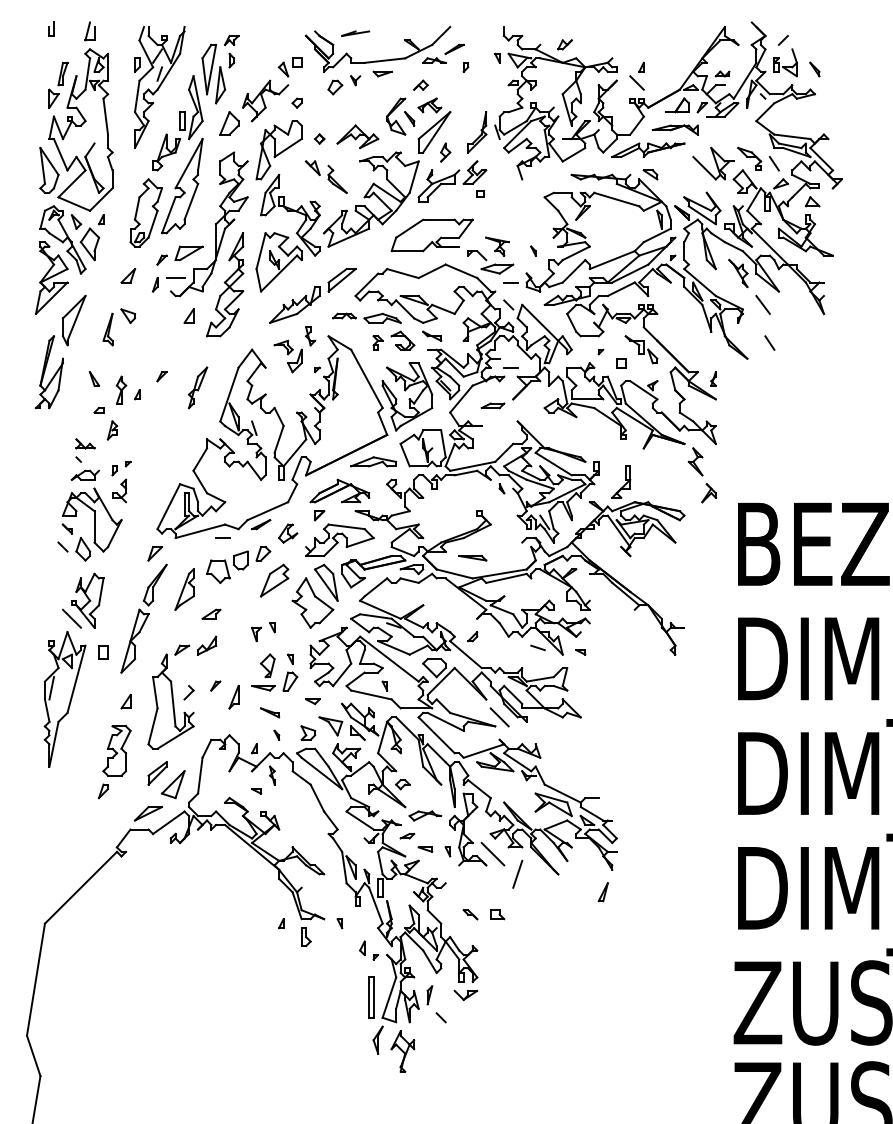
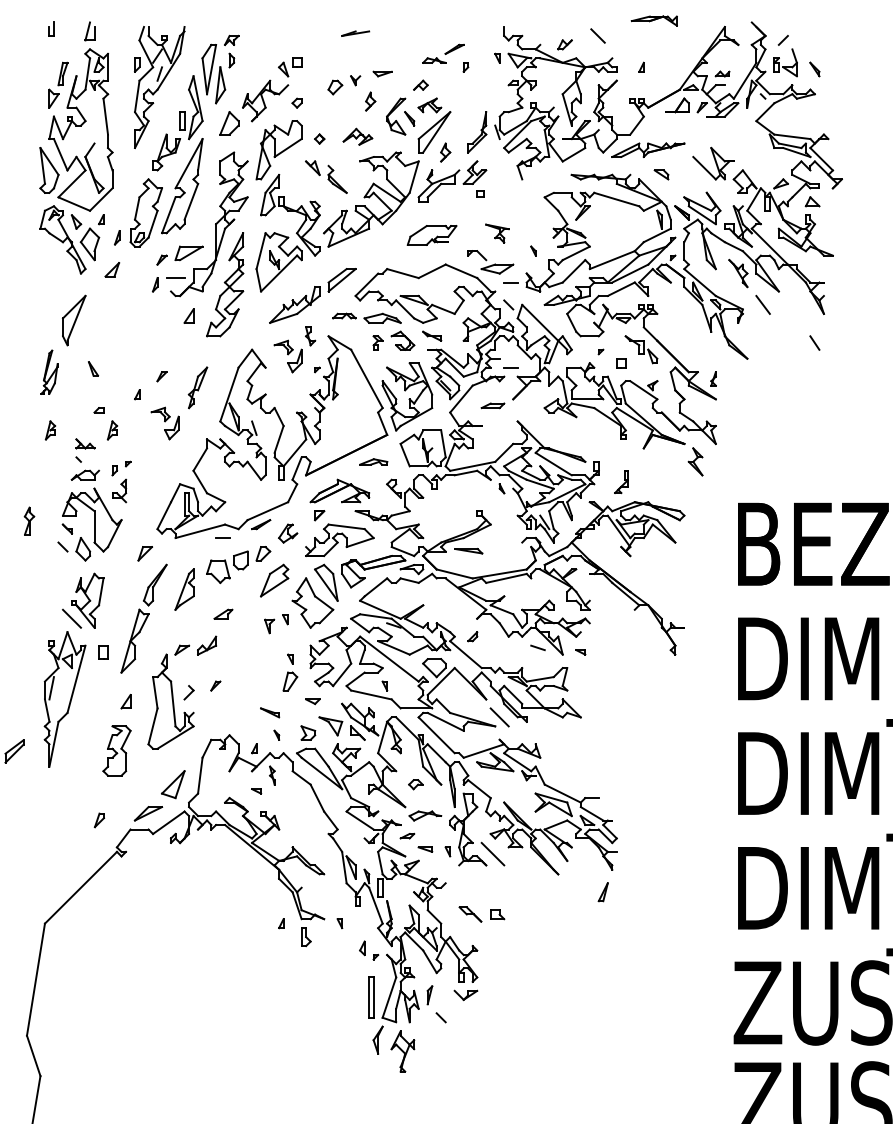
part: present -> none (378, 60)
line position: (636, 82) -> (597, 35) (597, 35)
part: none -> present (370, 101)
part position: (674, 129) -> (653, 20) (653, 20)
part size: 44x26 px -> 32x19 px (357, 136)
part: present -> none (758, 159)
part position: (650, 174) -> (661, 174) (661, 174)
part size: 84x35 px -> 52x21 px (431, 235)
part: none -> present (117, 237)
part position: (497, 246) -> (497, 233) (497, 233)
part position: (128, 275) -> (112, 269) (112, 269)
part: present -> none (51, 277)
part: present -> none (111, 325)
line position: (769, 342) -> (814, 342) (814, 342)
part size: 29x75 px -> 19x46 px (49, 371)
part position: (94, 378) -> (93, 368) (93, 368)
part position: (121, 389) -> (29, 520) (29, 520)
part: none -> present (164, 423)
part: none -> present (50, 430)
part size: 48x12 px -> 30x8 px (373, 461)
part size: 21x34 px -> 15x25 px (621, 482)
part: present -> none (708, 493)
part position: (154, 553) -> (144, 553) (144, 553)
part position: (472, 558) -> (468, 551) (468, 551)
part position: (211, 613) -> (223, 613) (223, 613)
part position: (263, 632) -> (276, 624) (276, 624)
part: present -> none (263, 672)
part: present -> none (233, 697)
part position: (157, 773) -> (14, 751) (14, 751)
part position: (402, 784) -> (415, 784) (415, 784)
part position: (102, 791) -> (98, 820) (98, 820)
line: present -> none (517, 874)
part size: 17x12 px -> 25x17 px (470, 914)
